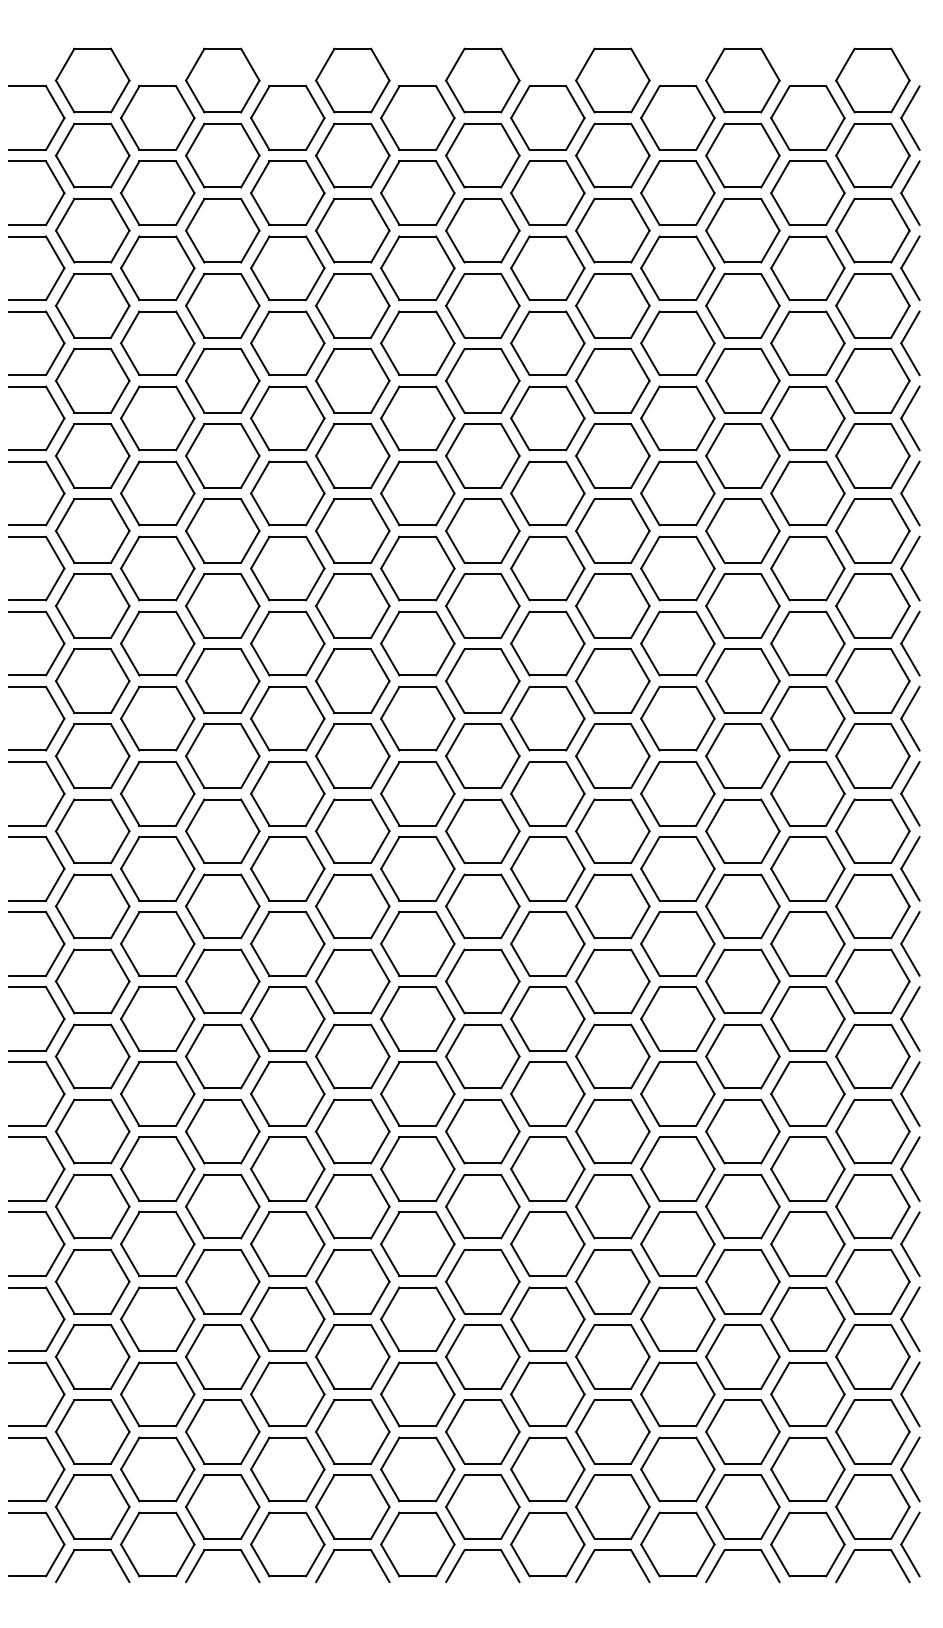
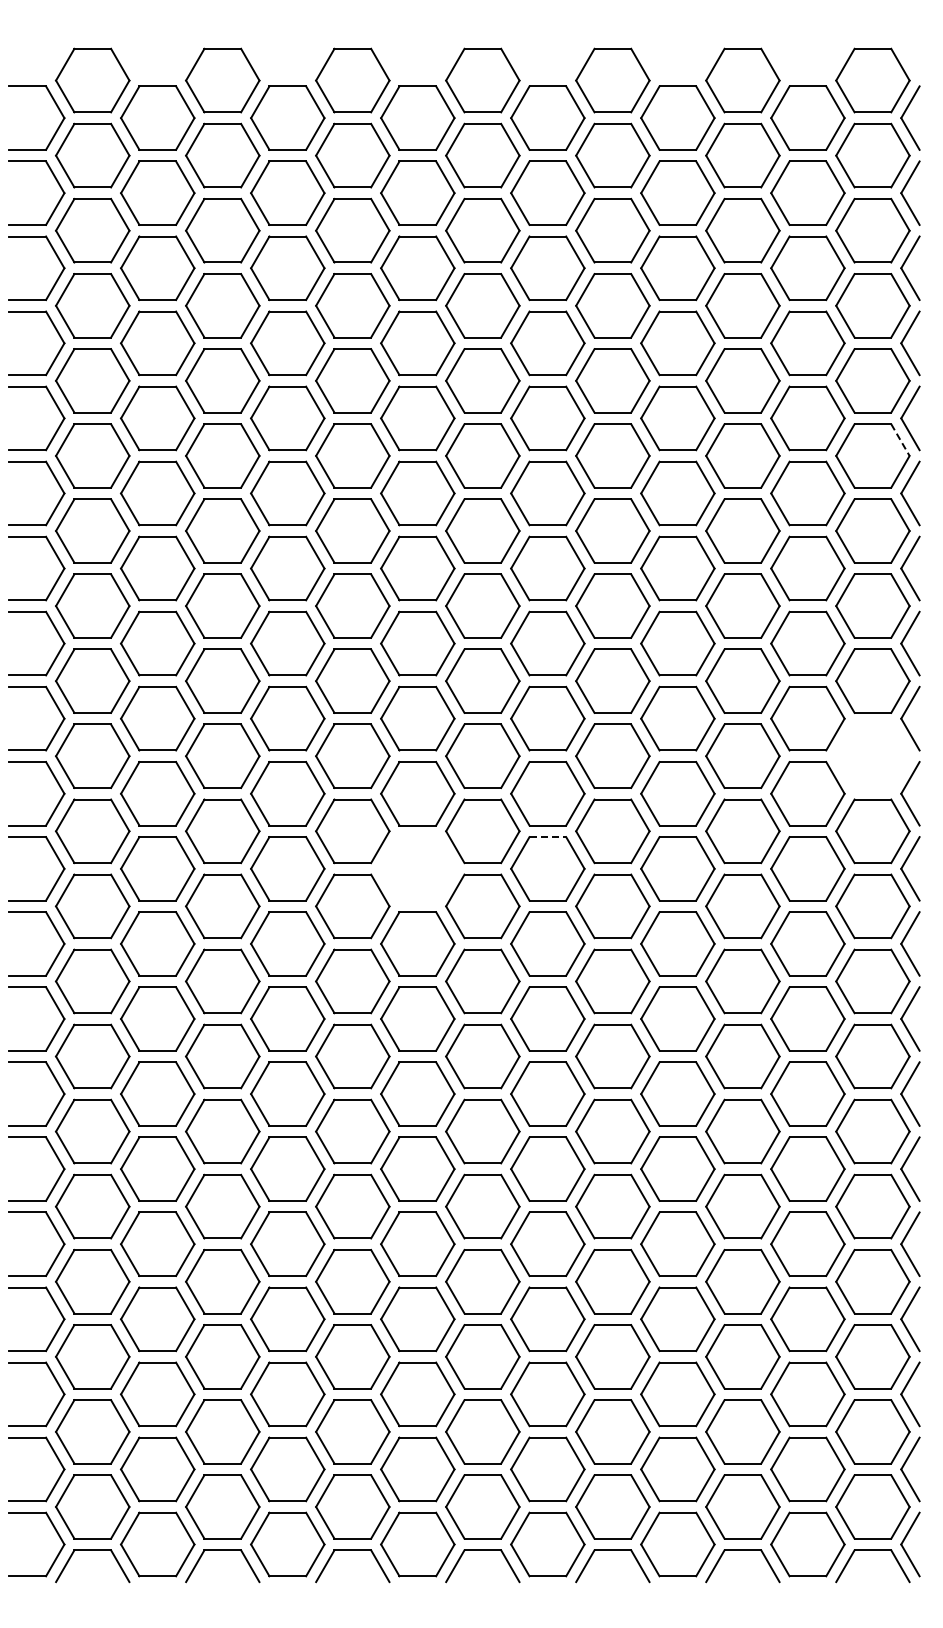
line: solid -> dashed (900, 440)
part: present -> none (872, 755)
line: solid -> dashed (548, 837)
part: present -> none (417, 868)
